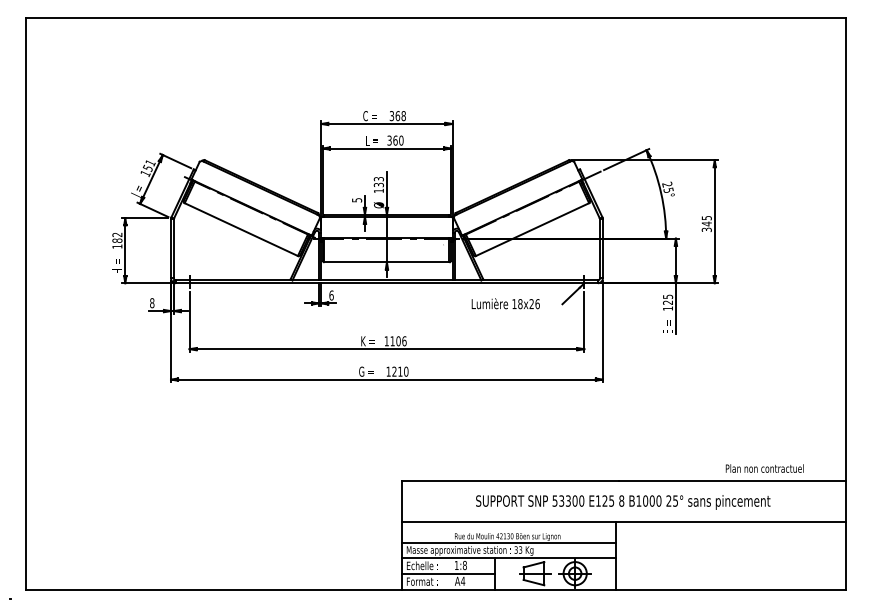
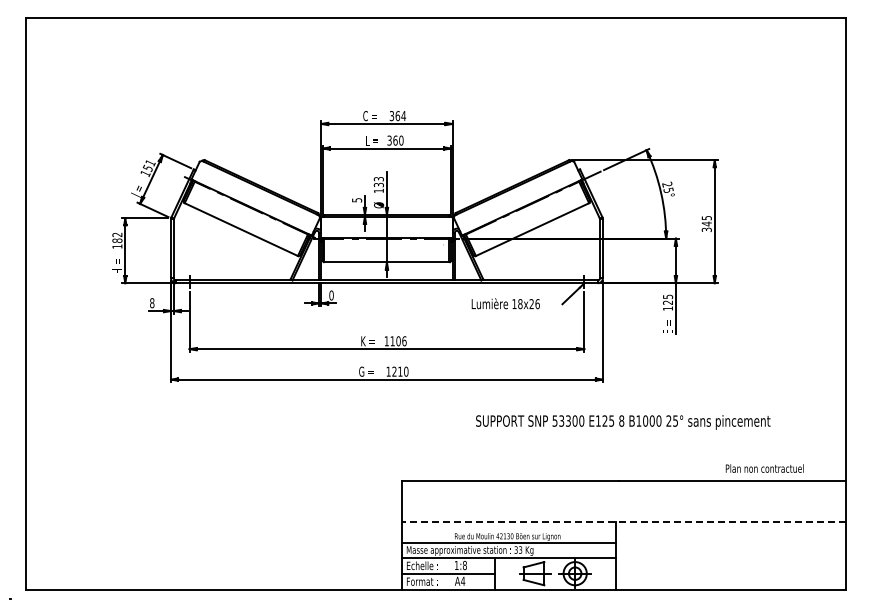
text: 368 -> 364 (403, 116)
text: 6 -> 0 (331, 295)
text position: (623, 502) -> (623, 422) (623, 422)
line: solid -> dashed (623, 521)
